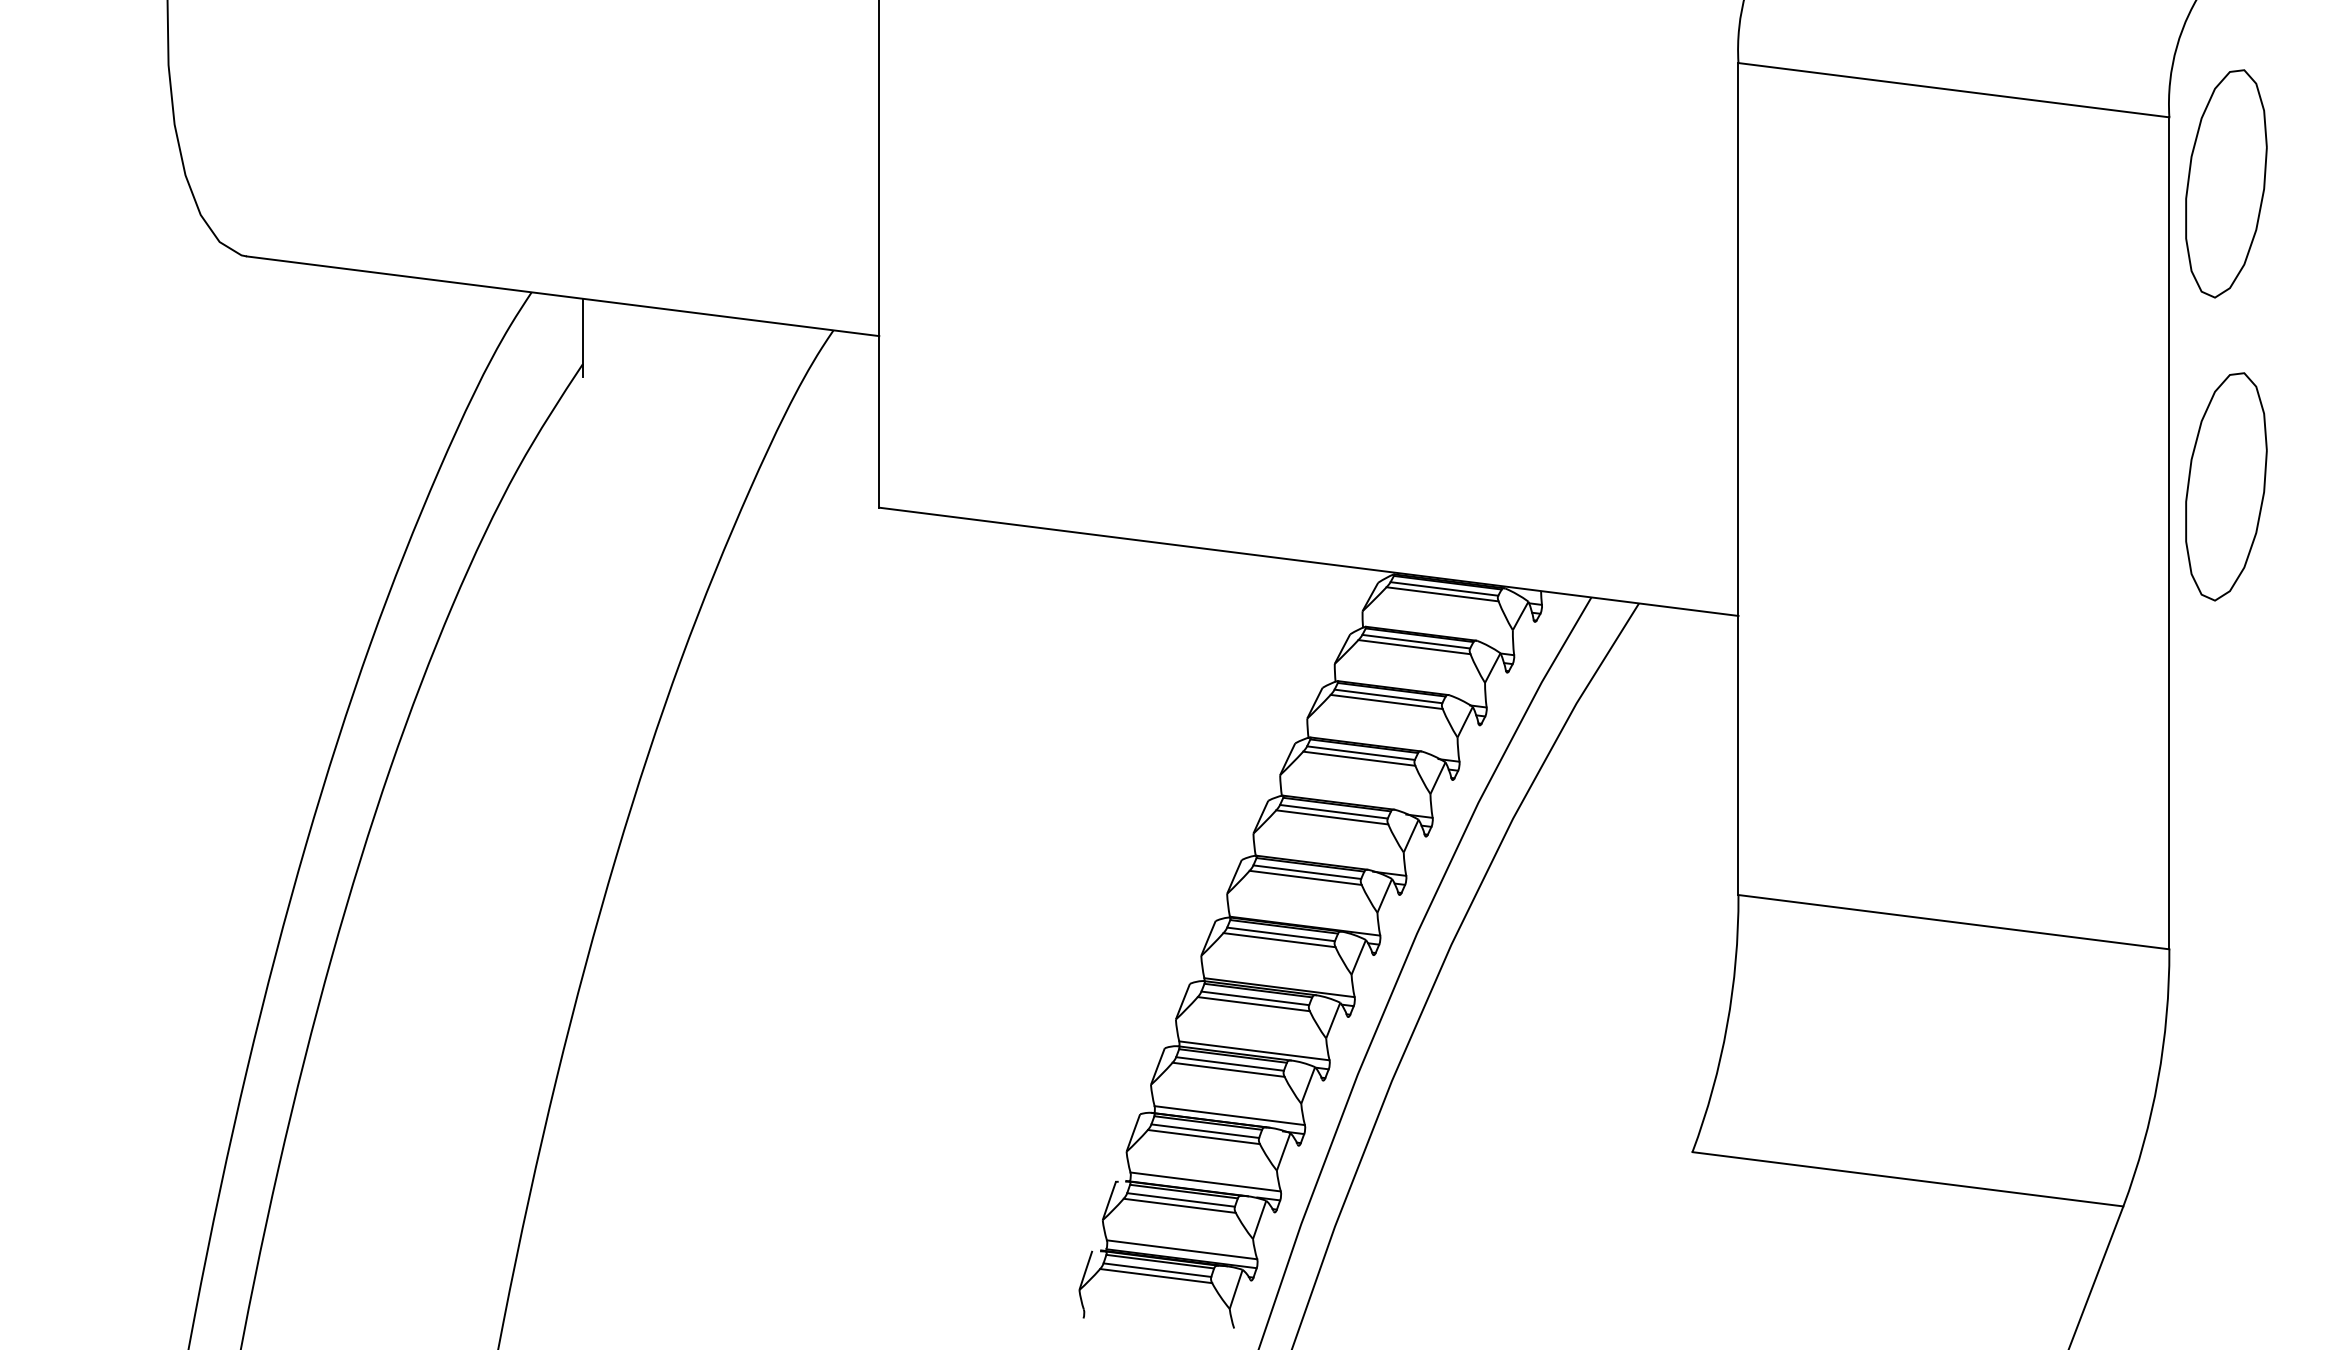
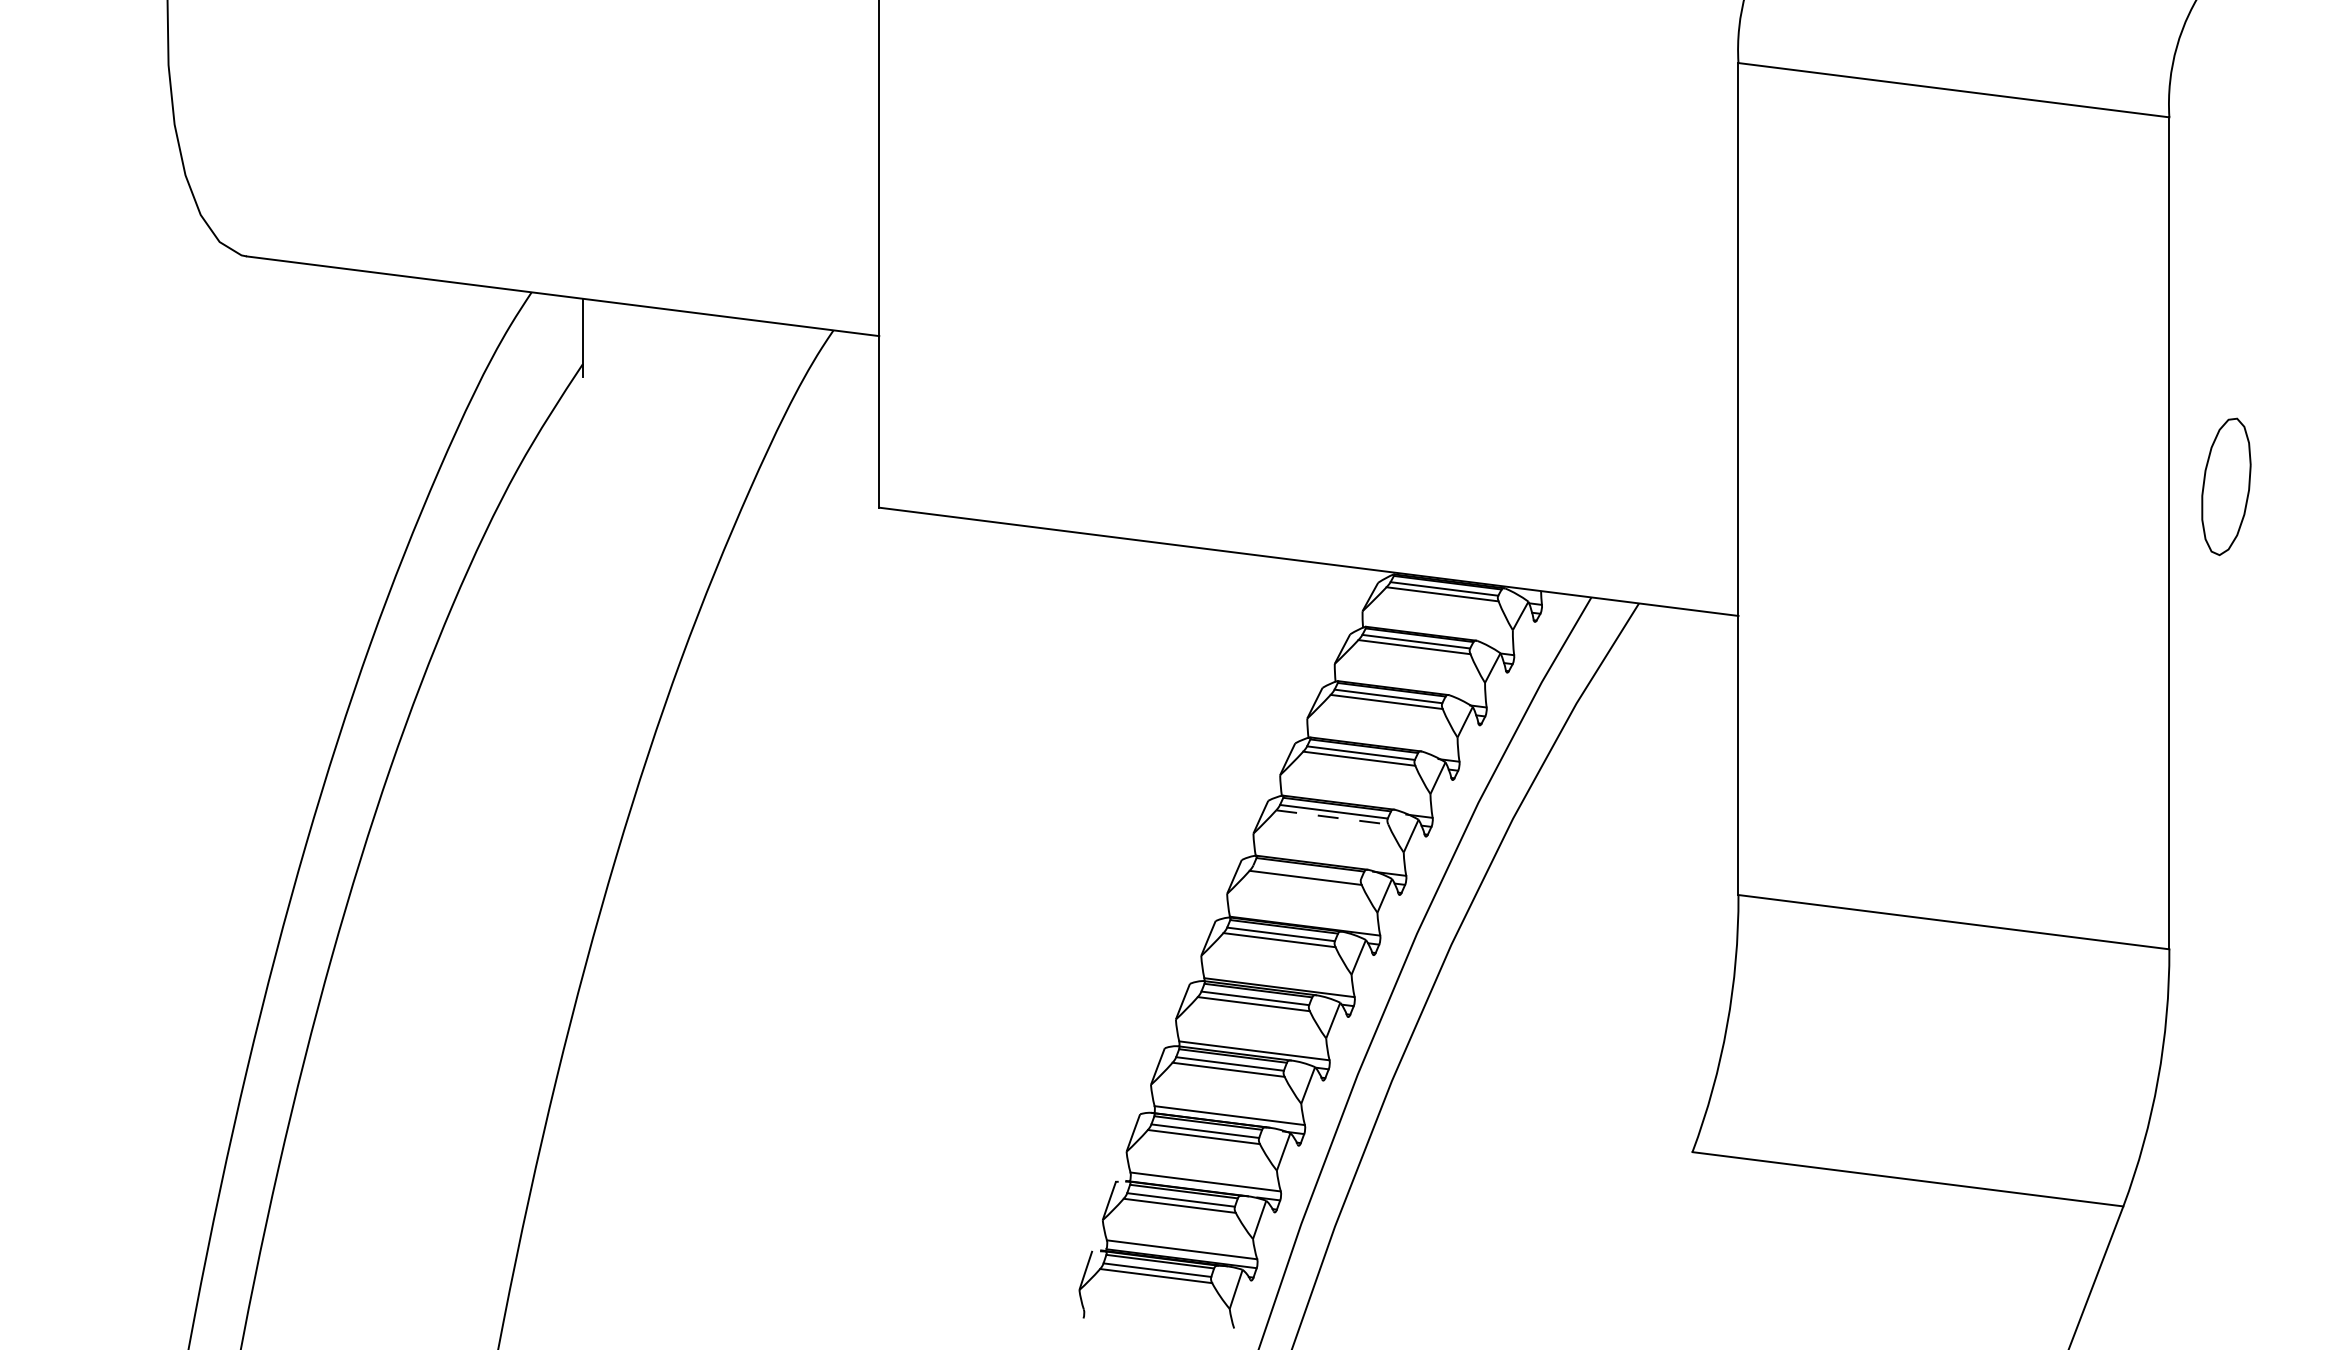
part: present -> none (2226, 183)
part size: 83x230 px -> 51x140 px (2226, 486)
line: solid -> dashed (1332, 817)
line: present -> none (1307, 871)
